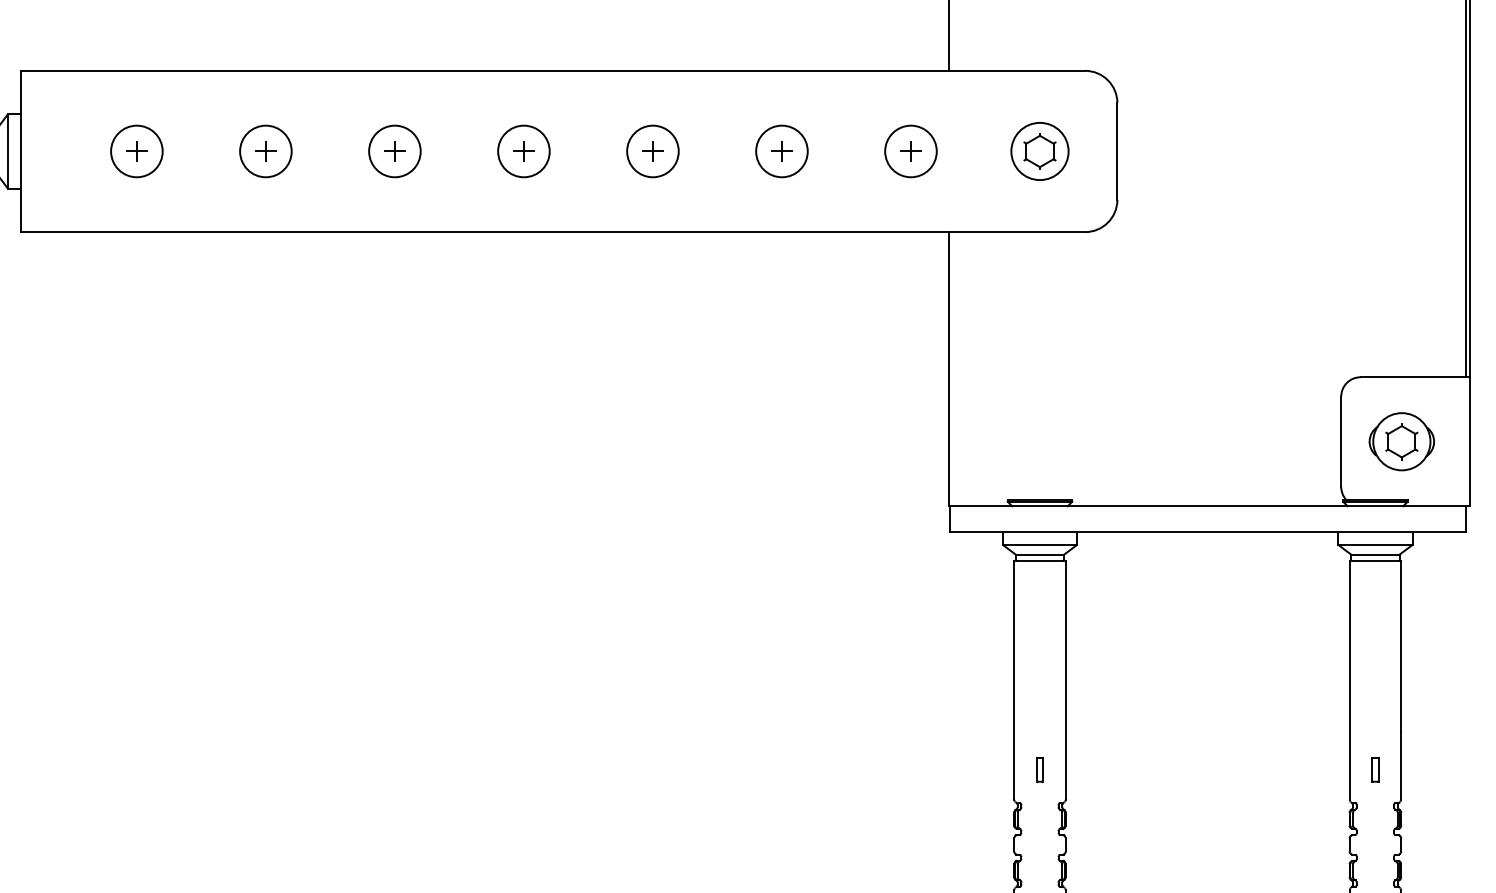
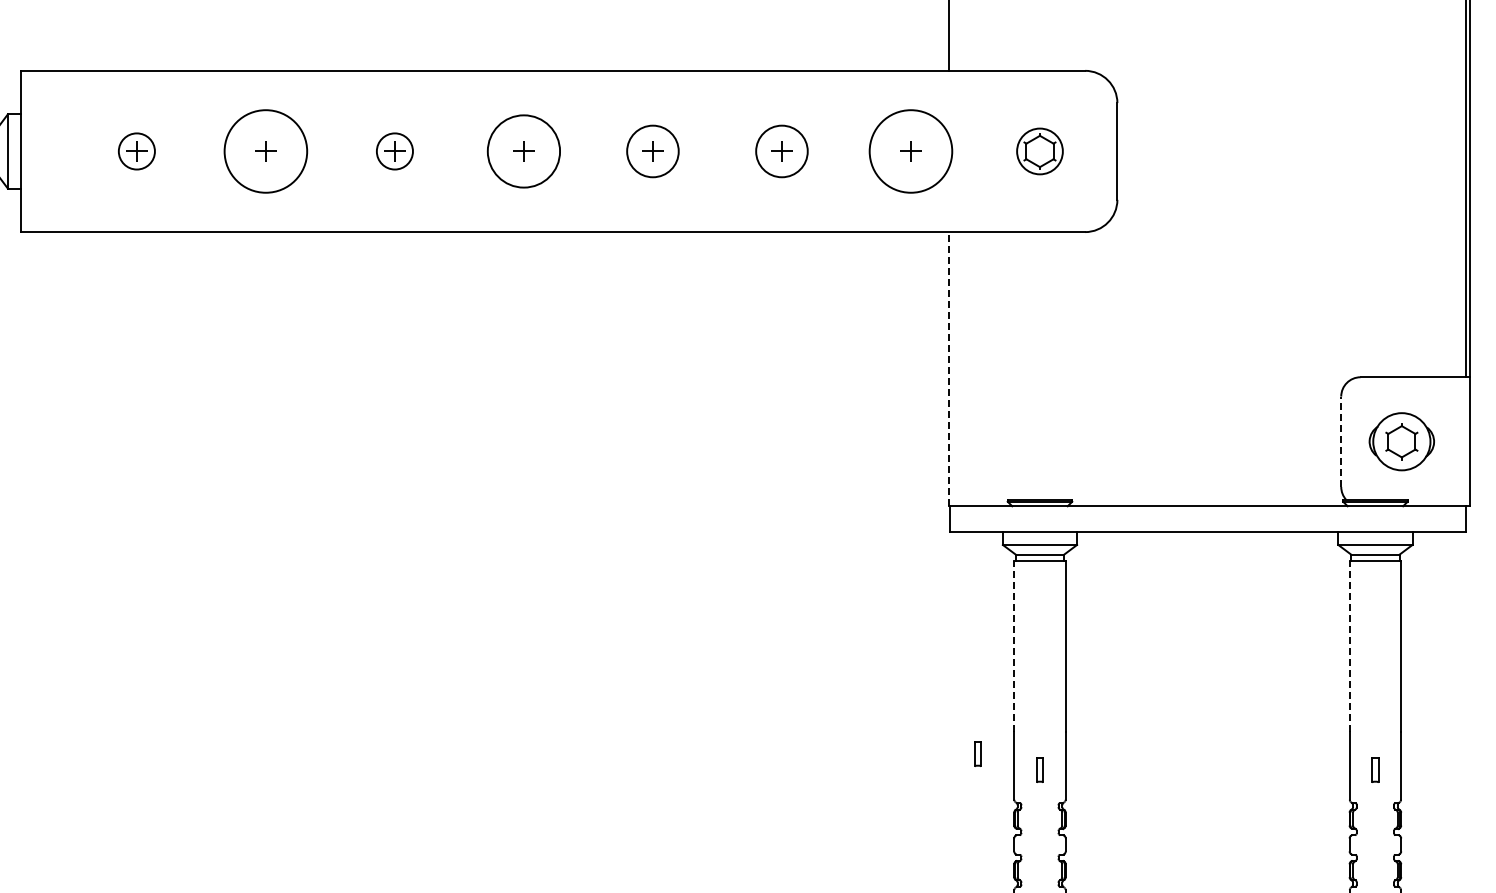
circle diameter: 52 px -> 36 px (136, 151)
circle diameter: 52 px -> 83 px (265, 151)
circle diameter: 52 px -> 36 px (394, 151)
circle diameter: 52 px -> 72 px (523, 151)
circle diameter: 52 px -> 83 px (910, 151)
circle diameter: 57 px -> 46 px (1039, 151)
line: solid -> dashed (949, 368)
line: solid -> dashed (1341, 441)
line: solid -> dashed (1014, 646)
line: solid -> dashed (1349, 646)
part: none -> present (977, 753)
